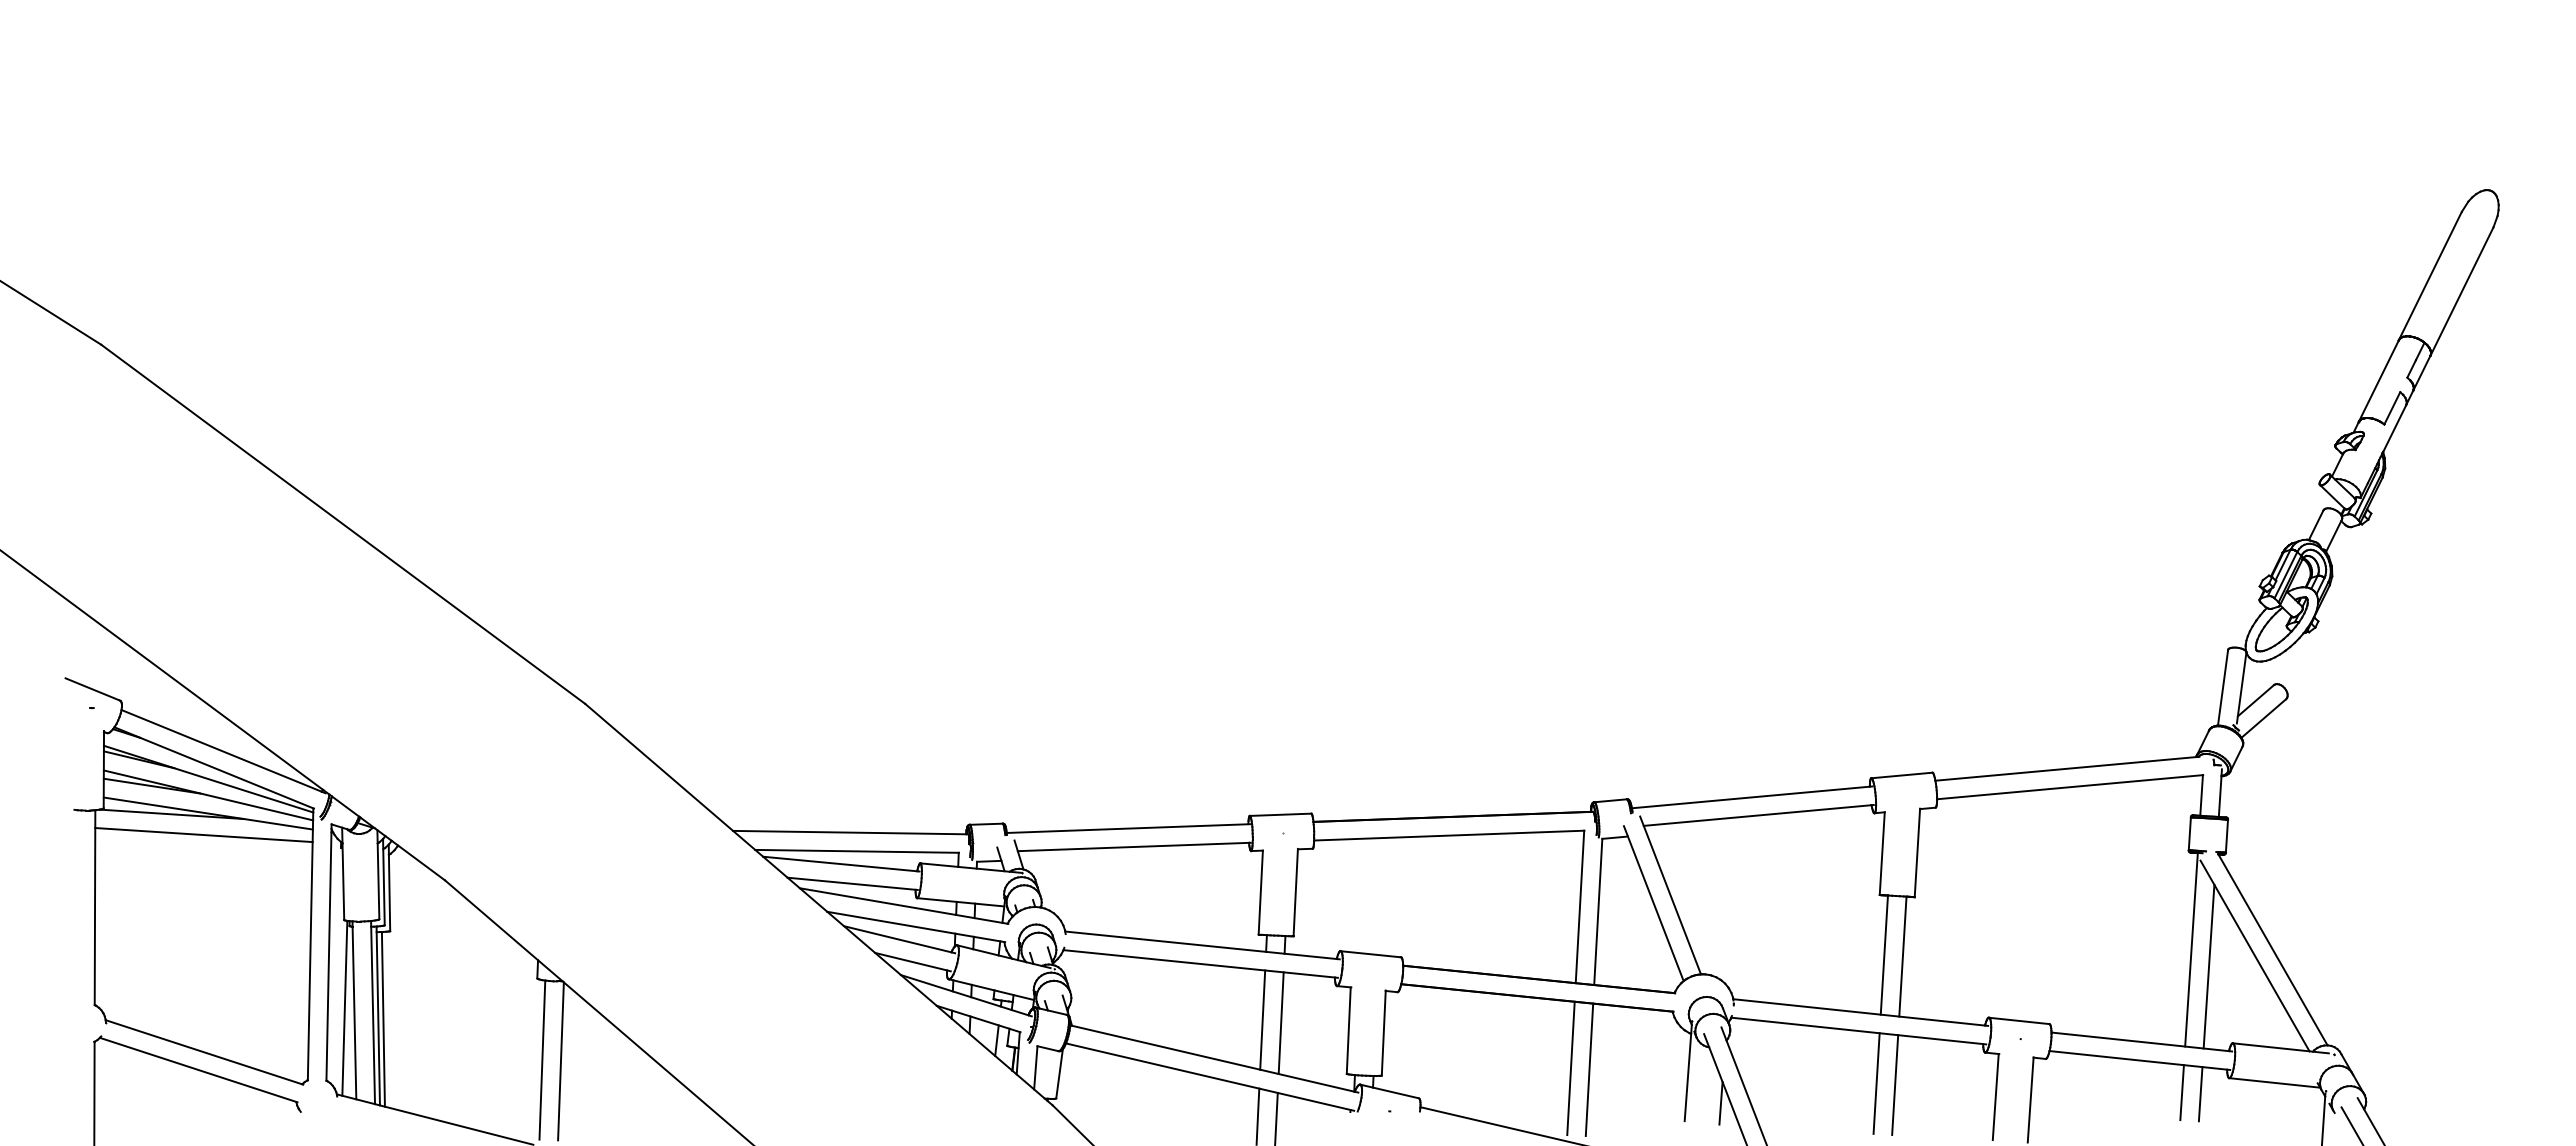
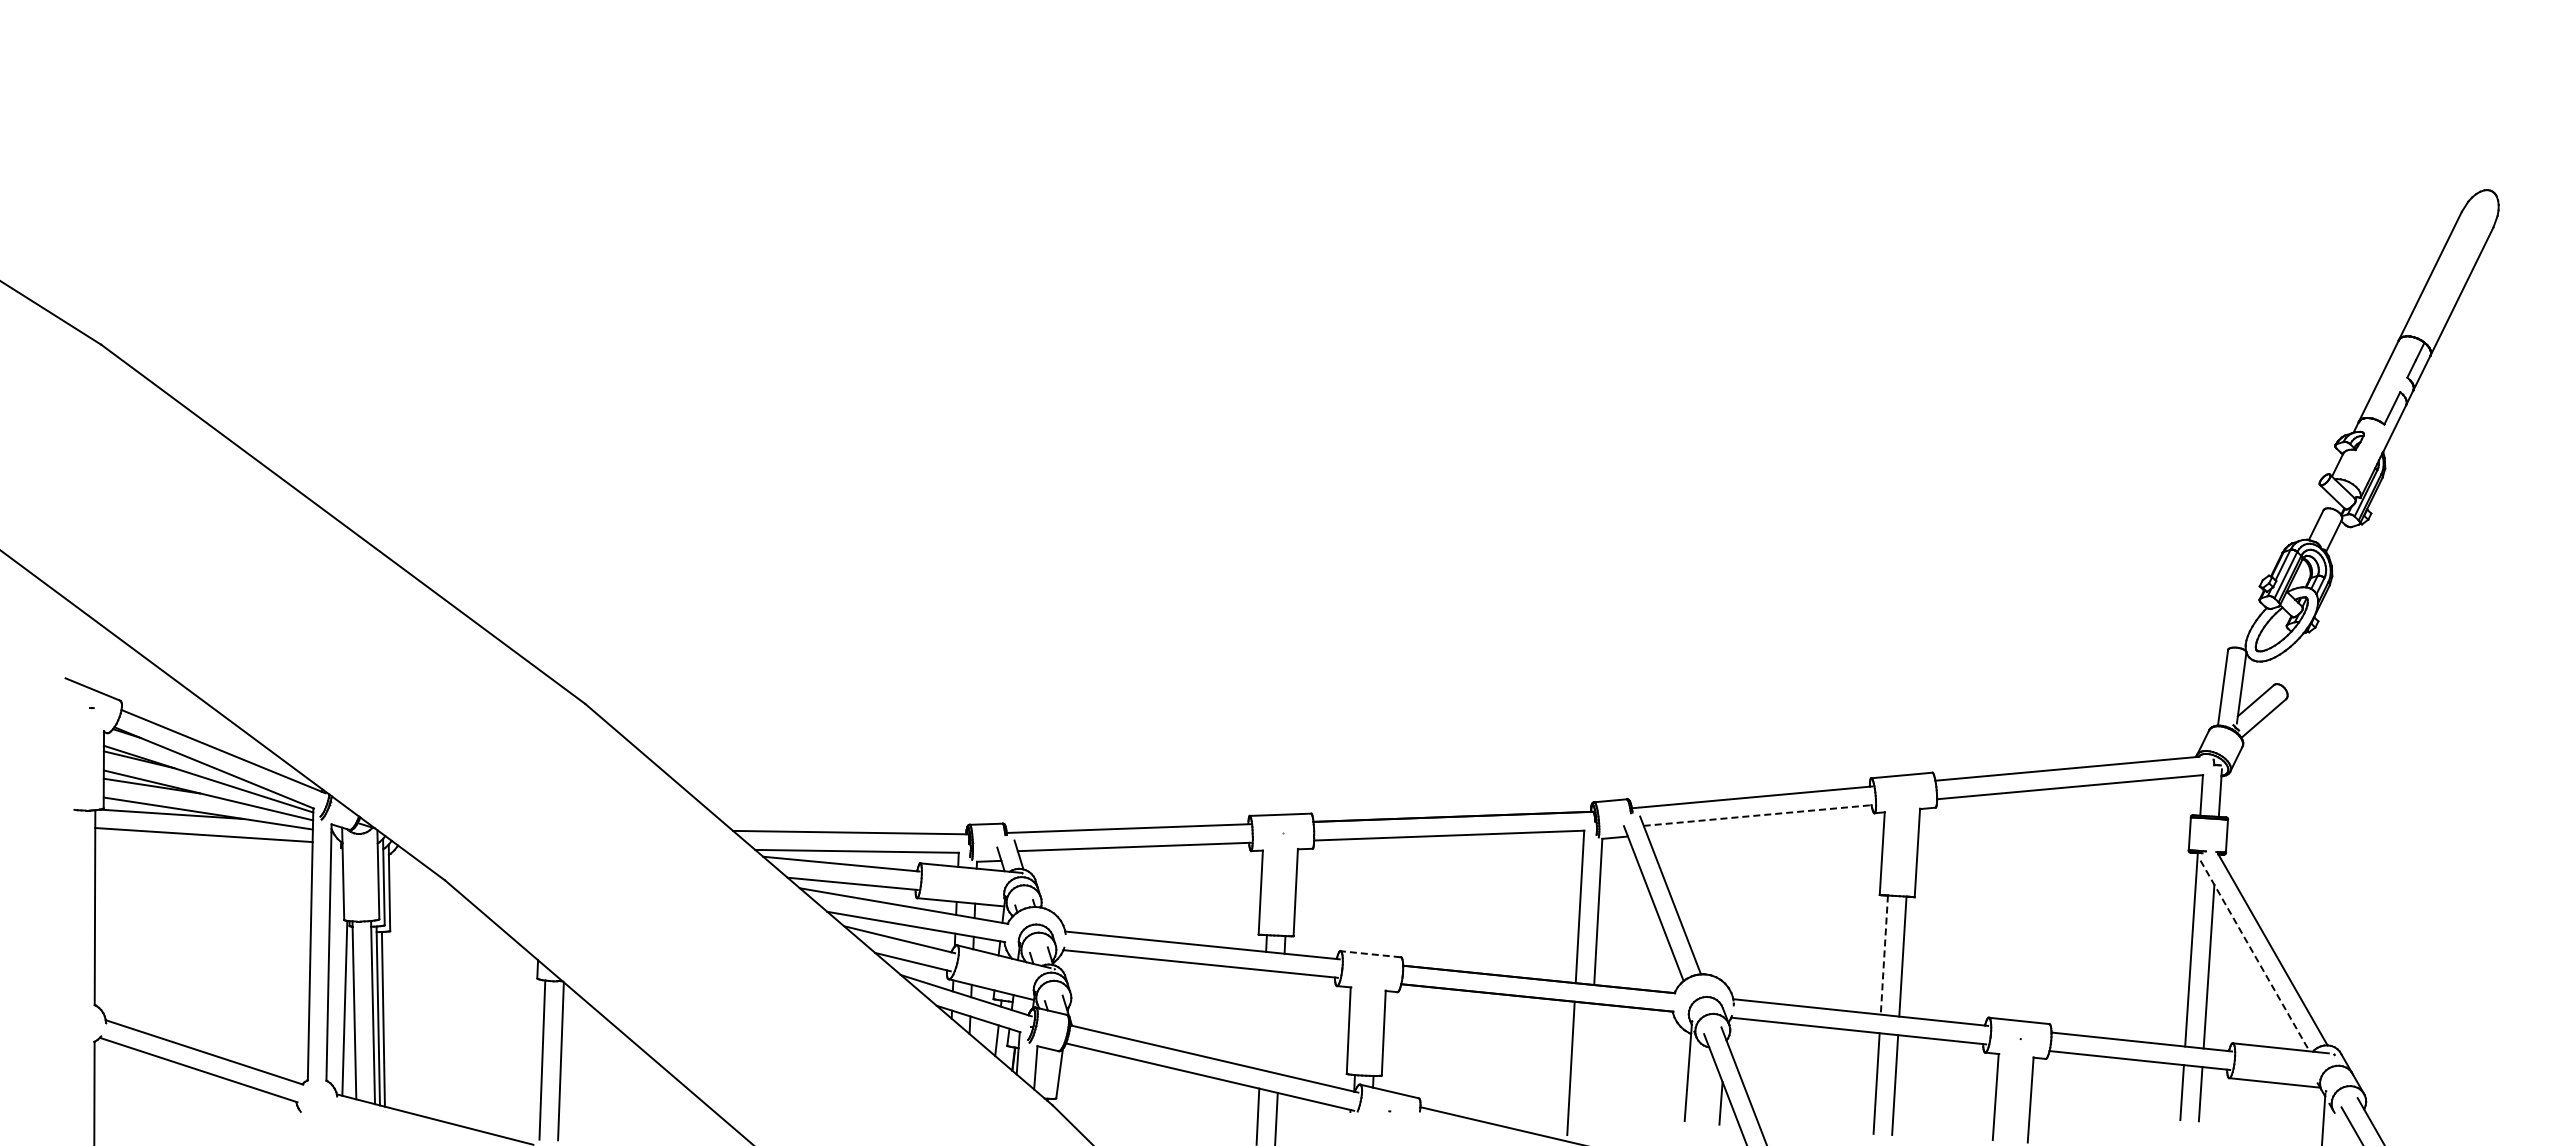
line: solid -> dashed (1759, 815)
line: solid -> dashed (1369, 954)
line: solid -> dashed (1884, 955)
line: solid -> dashed (2255, 955)
line: present -> none (1262, 1019)
line: present -> none (1280, 1023)
line: present -> none (1589, 1069)
